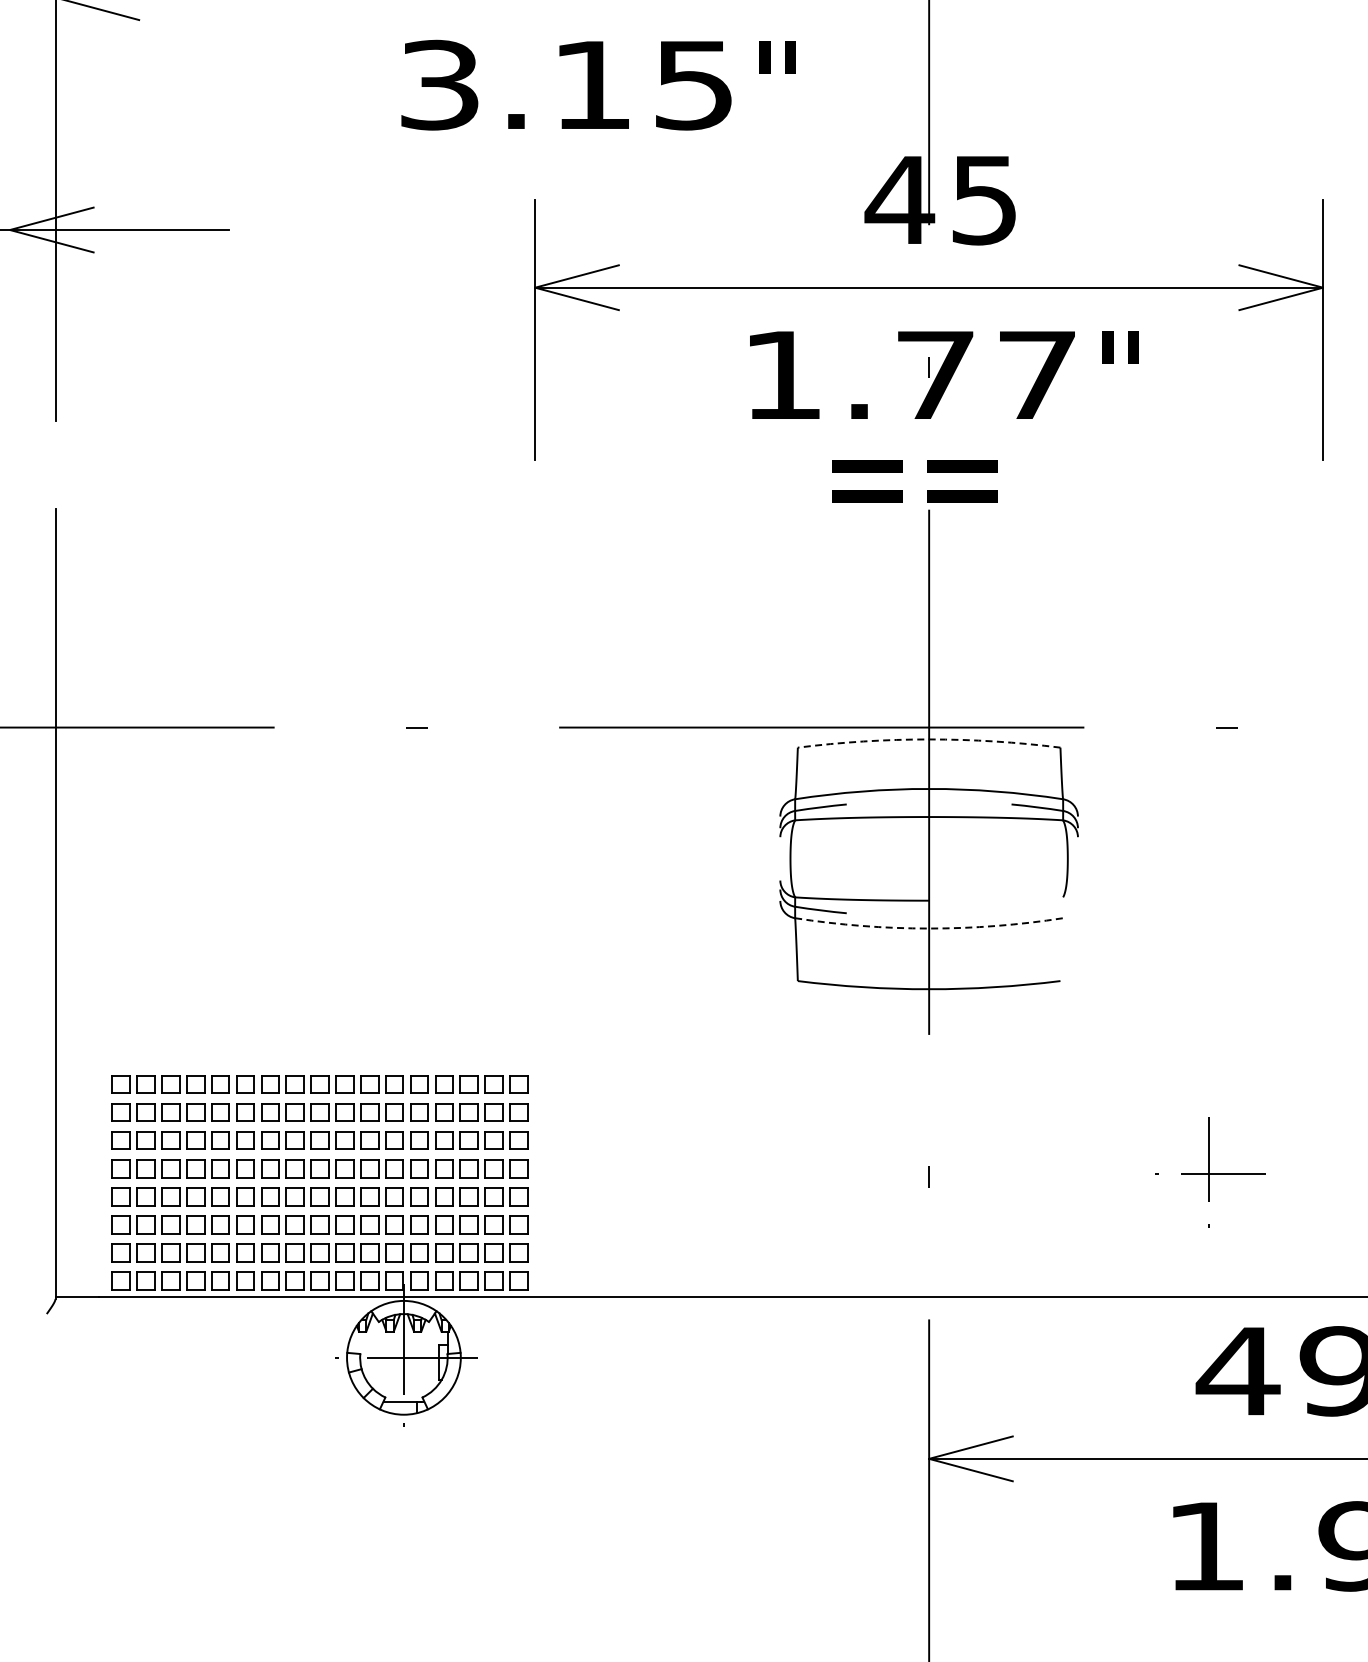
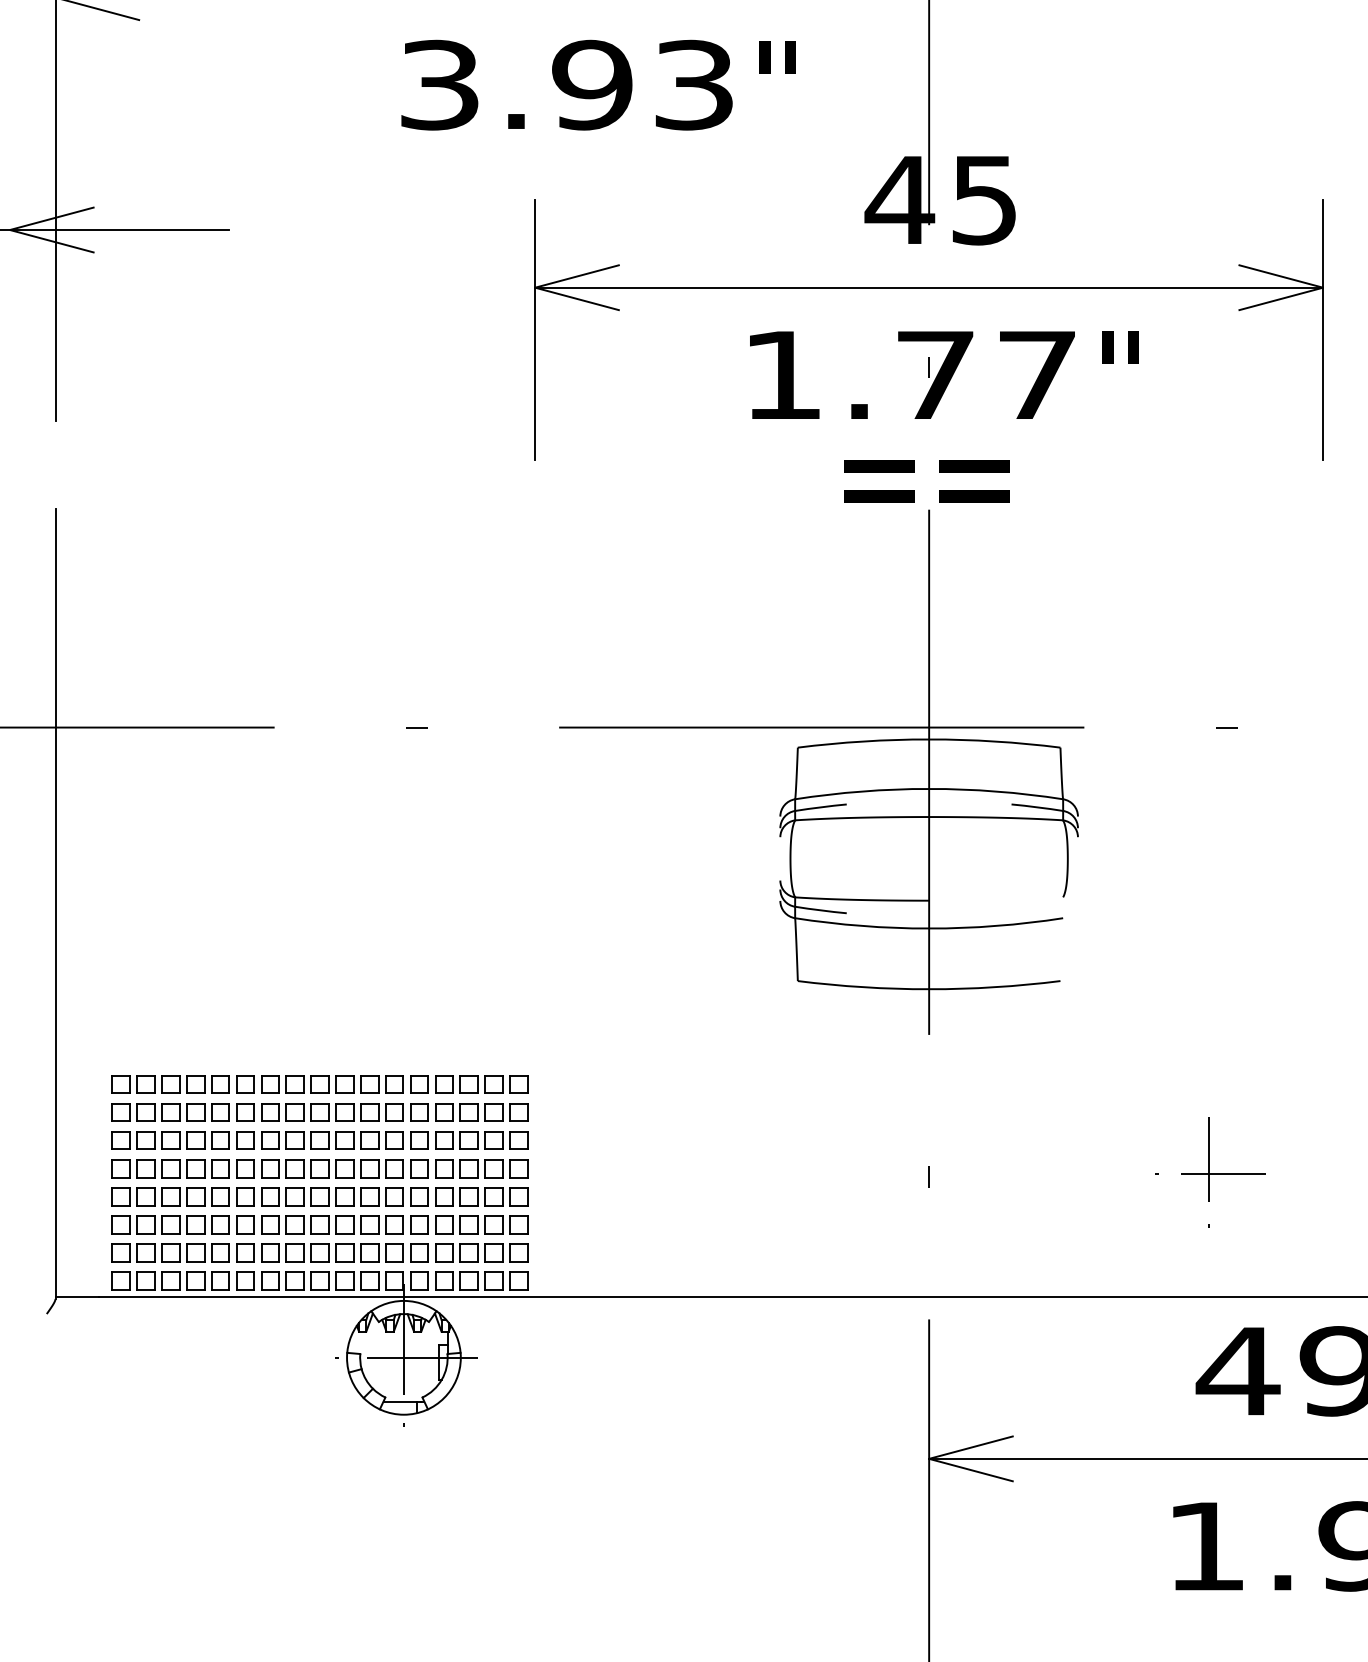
text: 3.15 -> 3.93 (642, 84)
text position: (914, 481) -> (926, 481) (926, 481)
arc: dashed -> solid (929, 739)
arc: dashed -> solid (929, 928)
